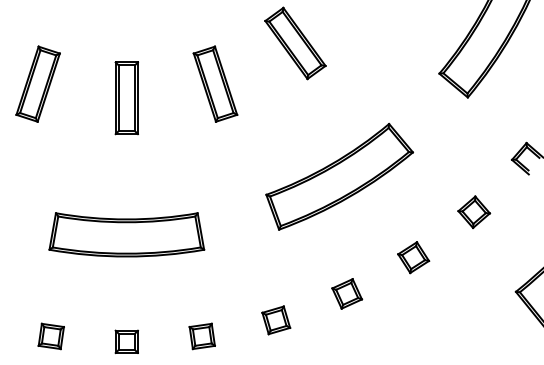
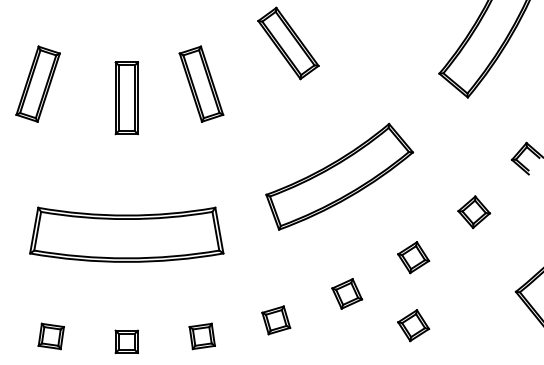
part position: (295, 43) -> (288, 43) (288, 43)
part position: (215, 83) -> (201, 83) (201, 83)
part size: 158x46 px -> 196x57 px (126, 234)
part: none -> present (413, 325)
